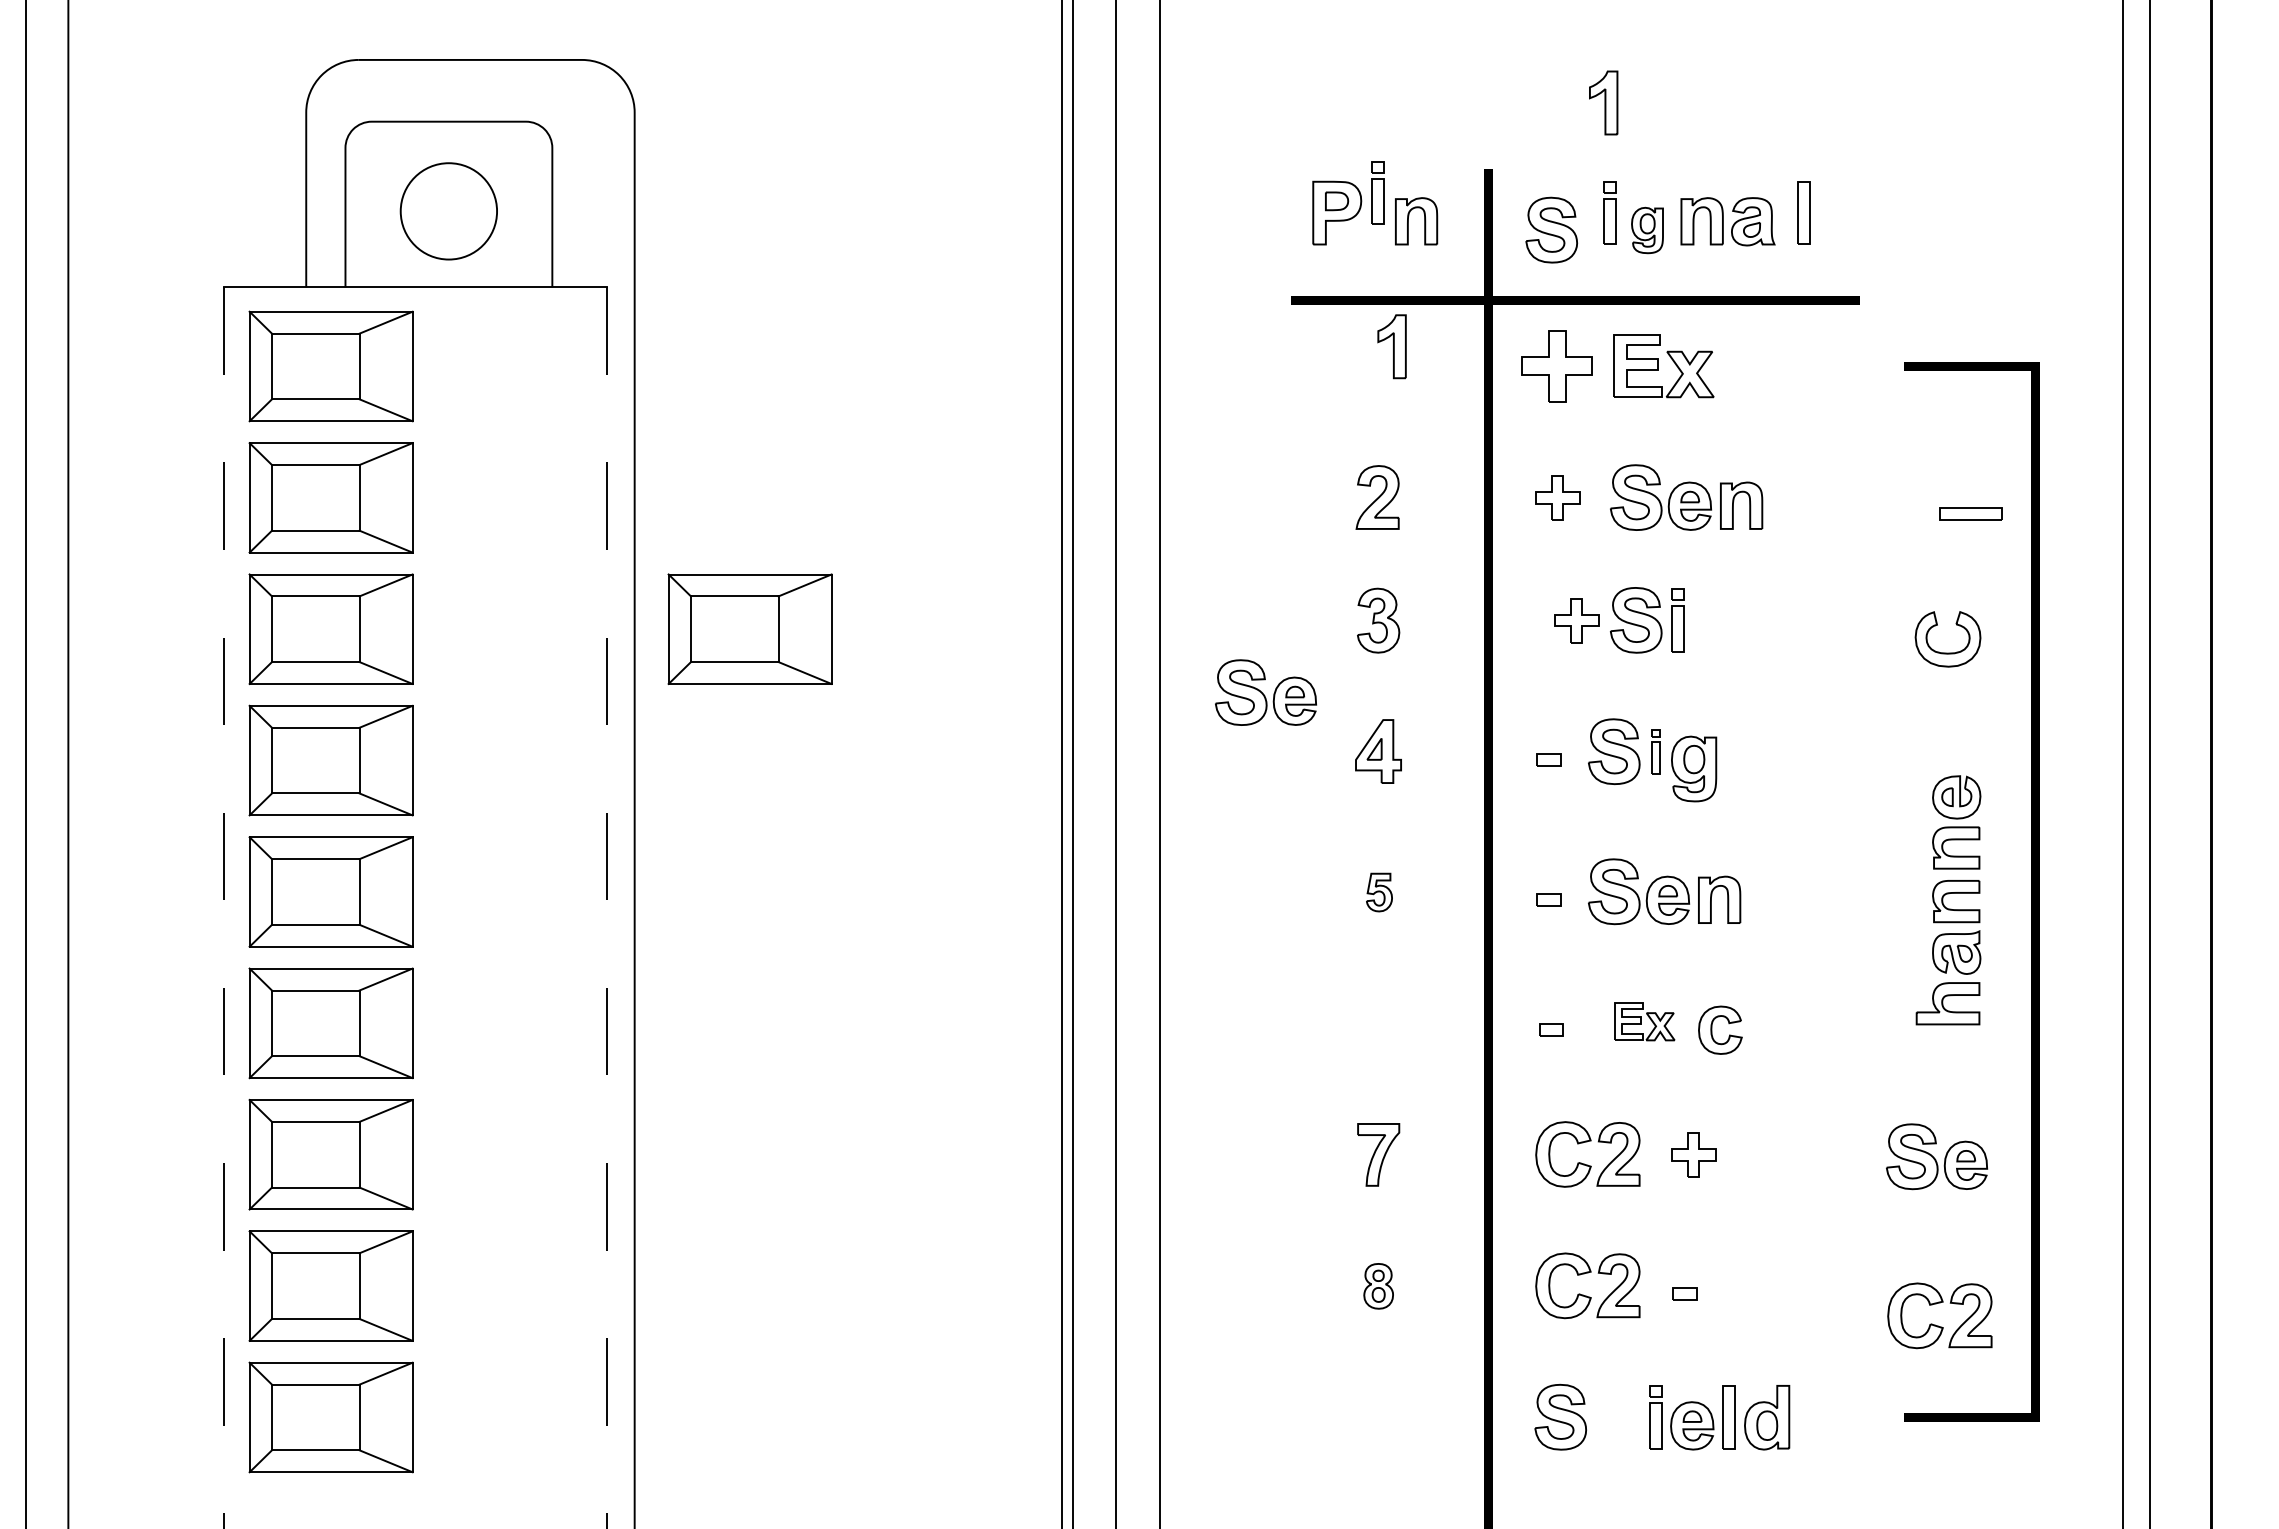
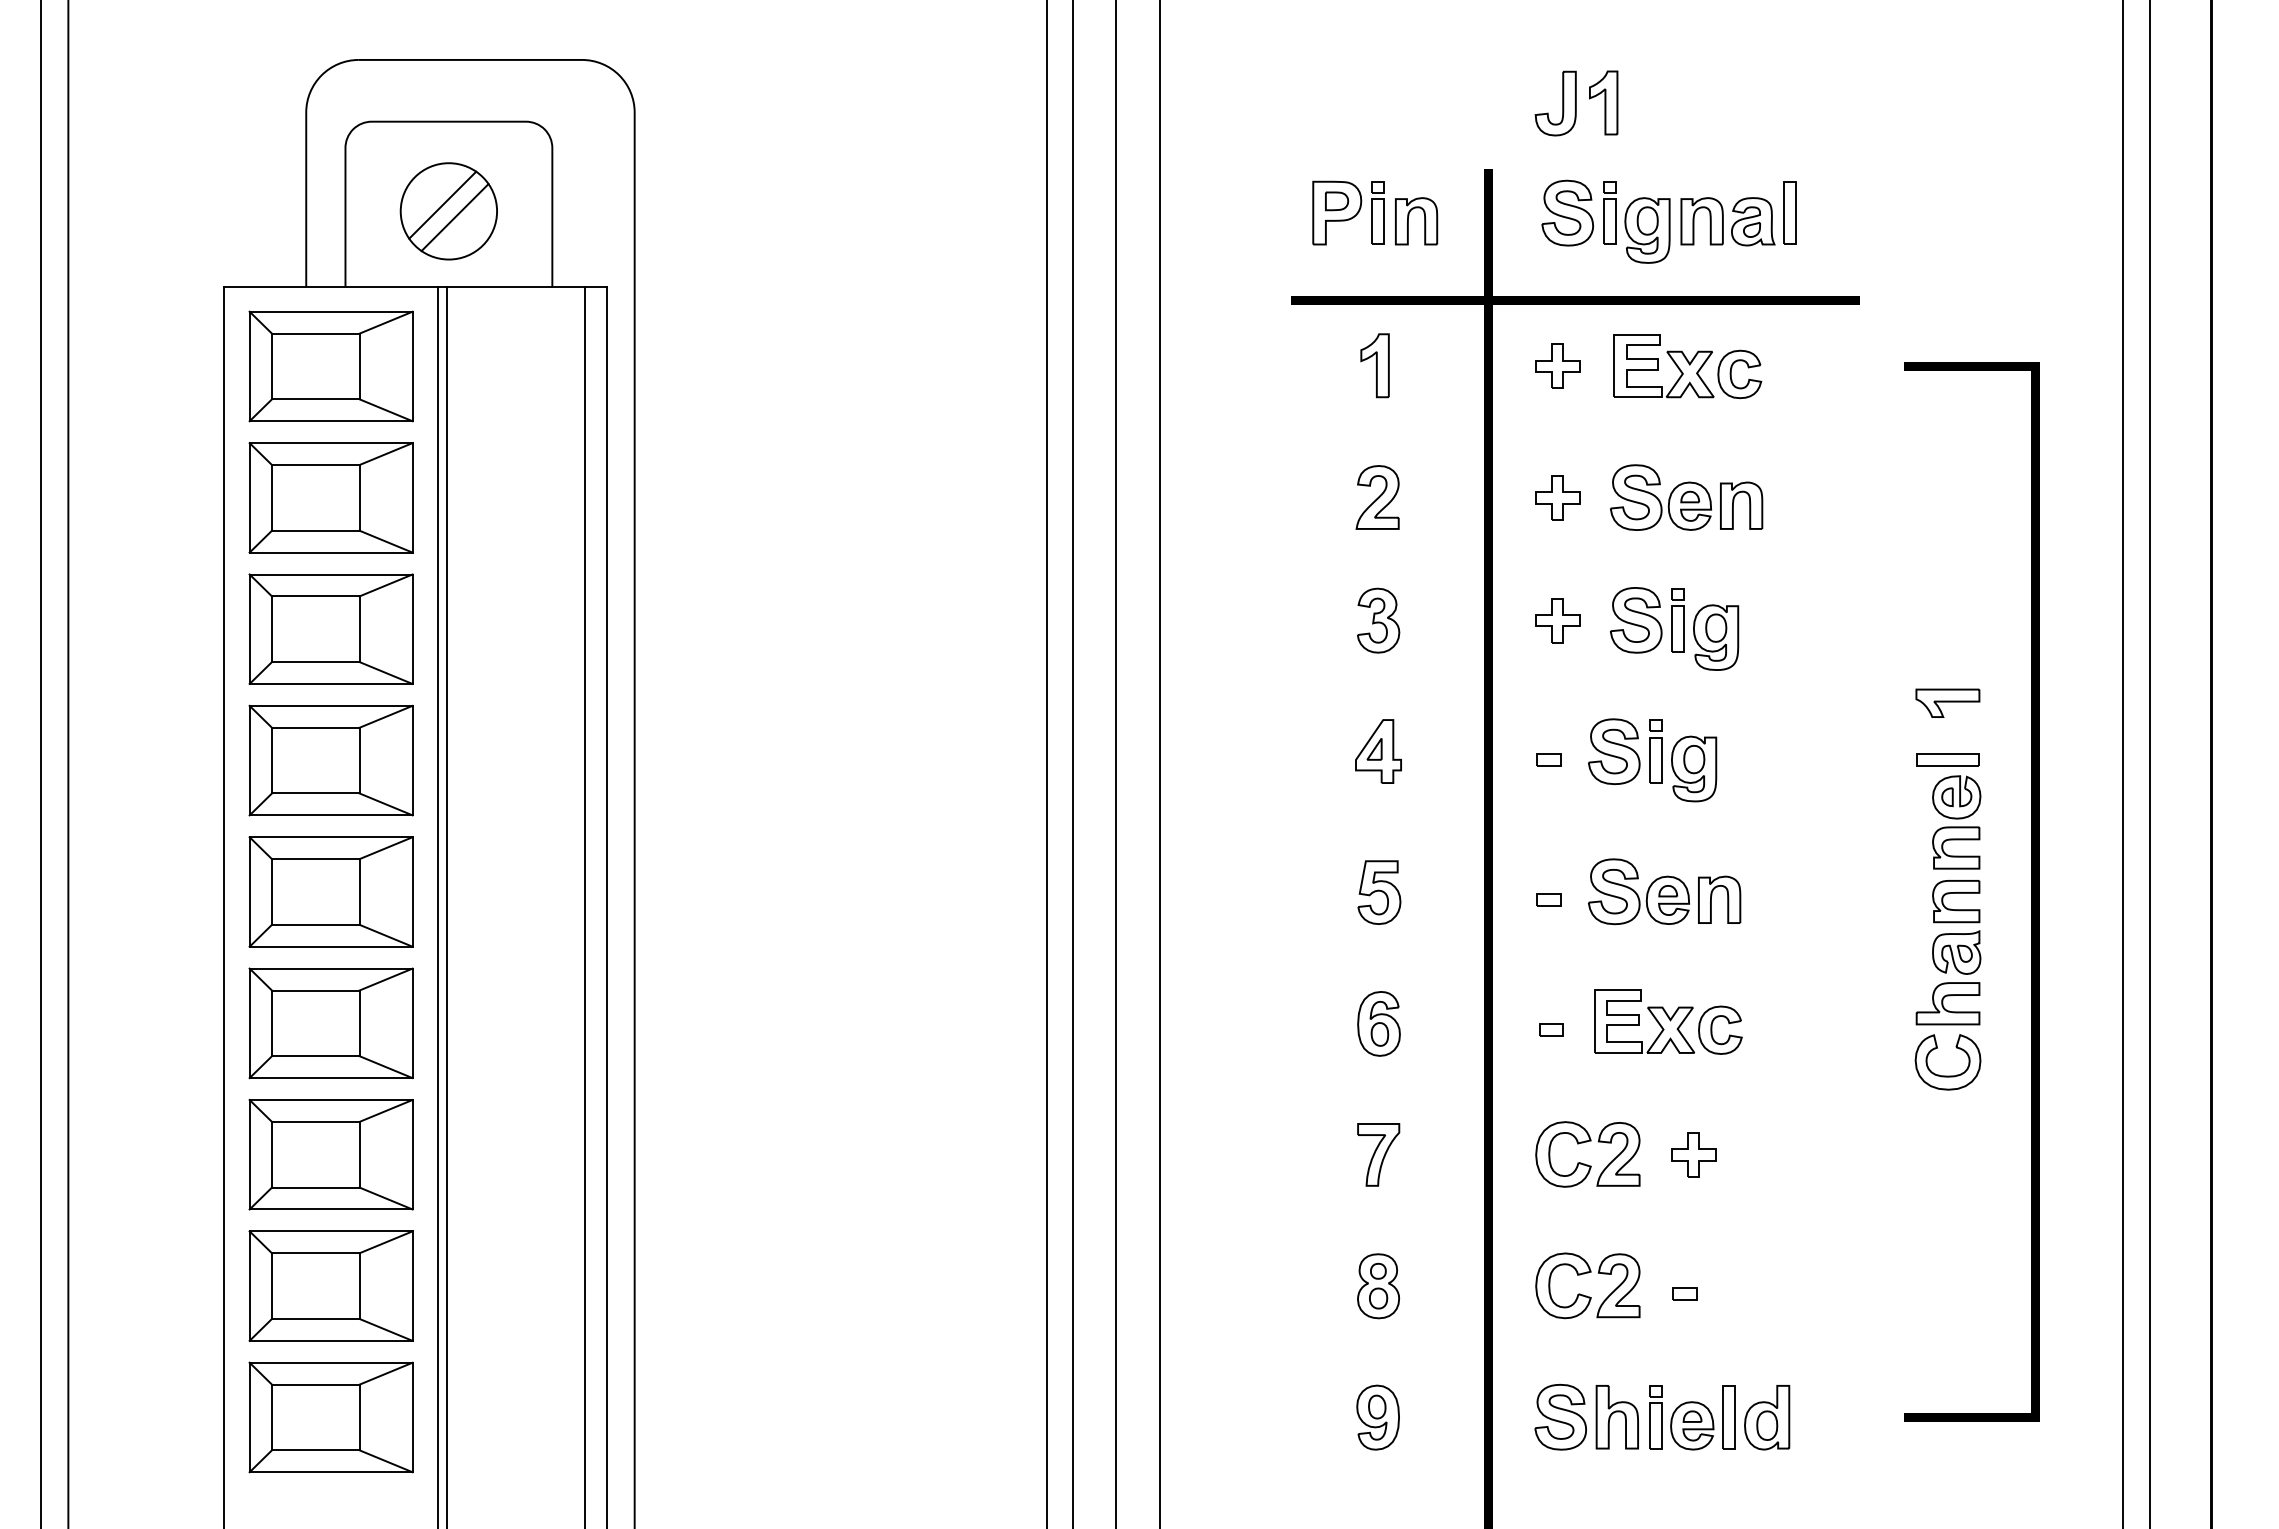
part: none -> present (1562, 103)
part position: (1377, 192) -> (1377, 212) (1377, 212)
line: none -> present (442, 204)
part position: (1803, 212) -> (1789, 212) (1789, 212)
line: none -> present (454, 217)
part position: (1551, 229) -> (1567, 212) (1567, 212)
part size: 33x49 px -> 47x67 px (1647, 230)
part position: (1391, 346) -> (1374, 365) (1374, 365)
part size: 72x73 px -> 46x46 px (1557, 365)
part: none -> present (1731, 374)
part position: (1970, 513) -> (1947, 759) (1947, 759)
part position: (1576, 620) -> (1557, 620) (1557, 620)
part: present -> none (749, 628)
part: none -> present (1716, 637)
part position: (1947, 652) -> (1947, 1075) (1947, 1075)
part: present -> none (1265, 692)
part: none -> present (1947, 702)
part size: 10x46 px -> 14x65 px (1655, 751)
line position: (25, 763) -> (40, 763) (40, 763)
line position: (1061, 763) -> (1046, 763) (1046, 763)
part size: 27x41 px -> 45x65 px (1379, 892)
line: none -> present (438, 906)
line: none -> present (446, 906)
line: none -> present (584, 906)
line: dashed -> solid (223, 908)
line: dashed -> solid (606, 908)
part size: 62x40 px -> 102x65 px (1644, 1021)
part: none -> present (1378, 1023)
part: present -> none (1937, 1156)
part size: 31x47 px -> 44x67 px (1378, 1286)
part: present -> none (1935, 1324)
part: none -> present (1377, 1417)
part: none -> present (1616, 1417)
